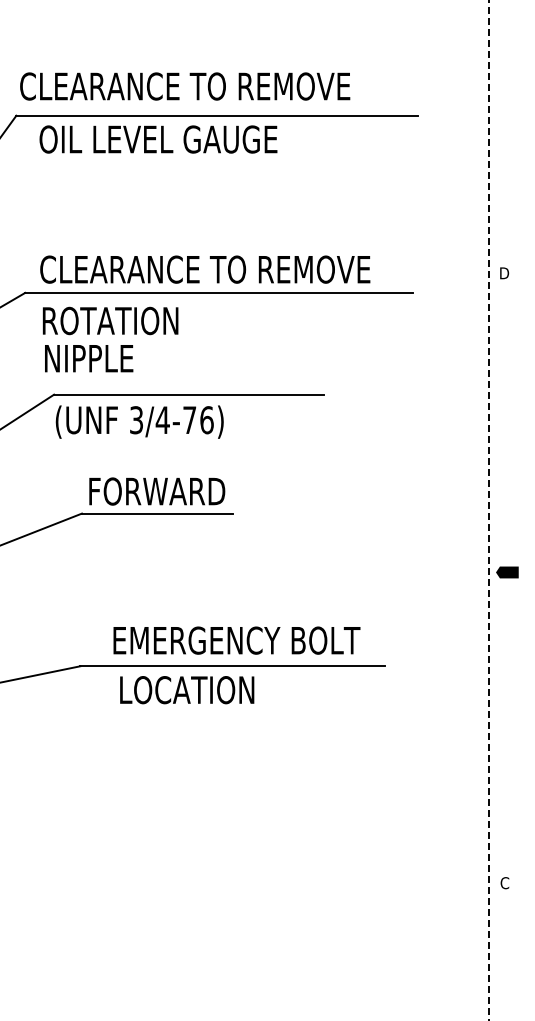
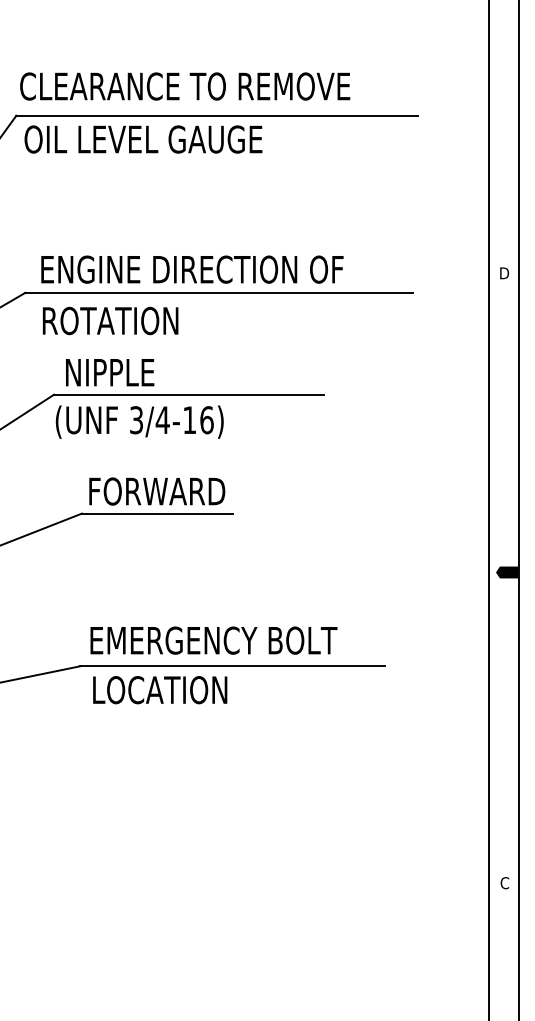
text position: (158, 139) -> (143, 139) (143, 139)
text: CLEARANCE TO REMOVE -> ENGINE DIRECTION OF (205, 269)
text position: (89, 358) -> (110, 372) (110, 372)
text: 3/4-76) -> 3/4-16) (189, 419)
line: none -> present (518, 509)
line: dashed -> solid (489, 510)
text position: (236, 640) -> (213, 640) (213, 640)
text position: (187, 690) -> (160, 690) (160, 690)
